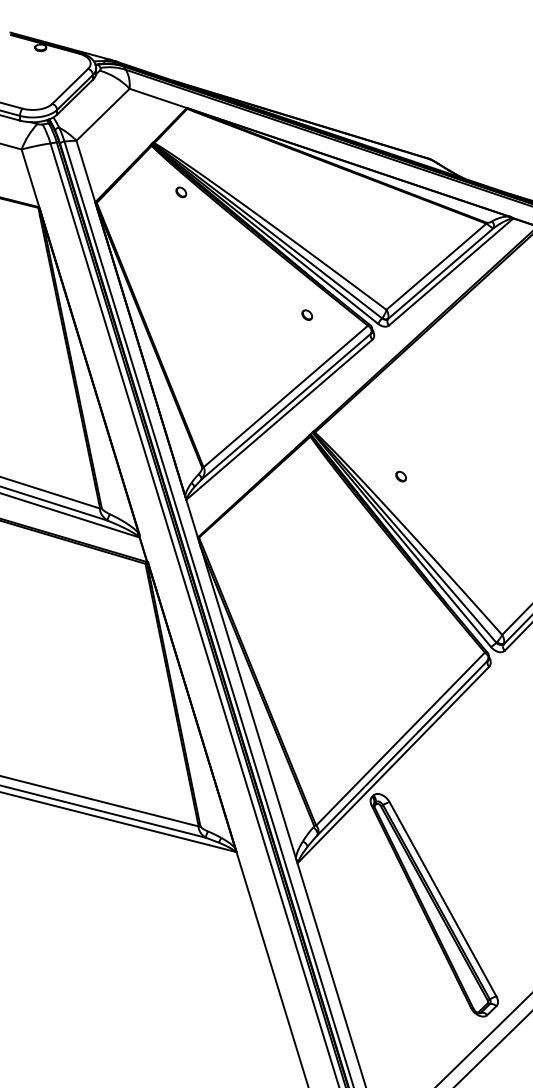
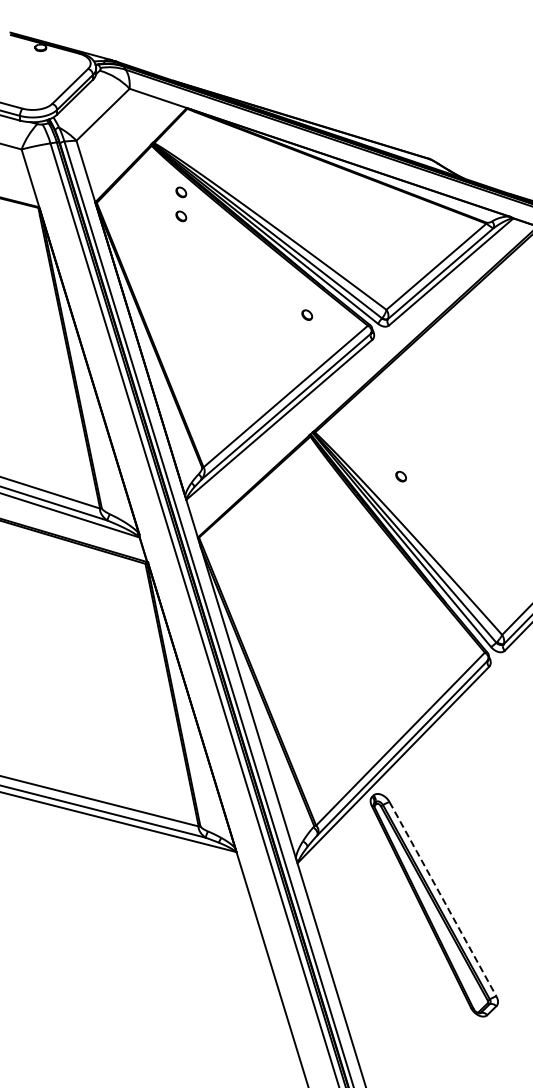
part: none -> present (181, 216)
line: solid -> dashed (443, 899)
line: present -> none (483, 1039)
line: present -> none (492, 1048)
